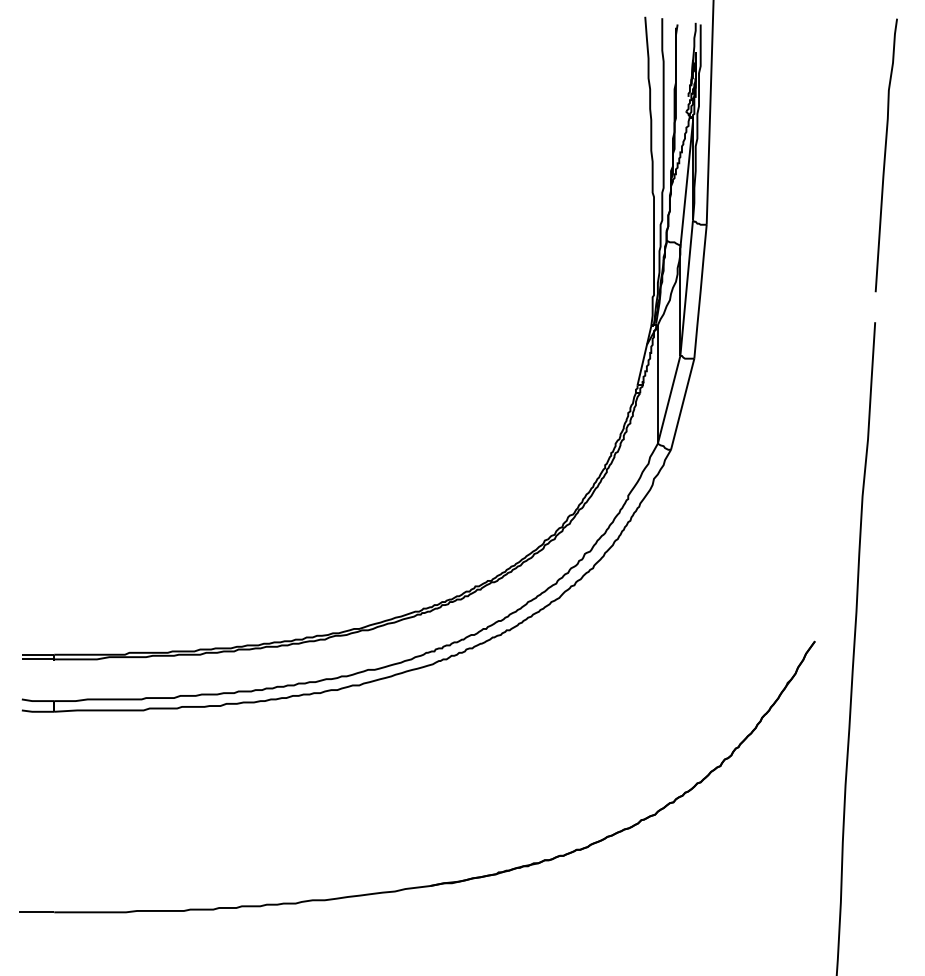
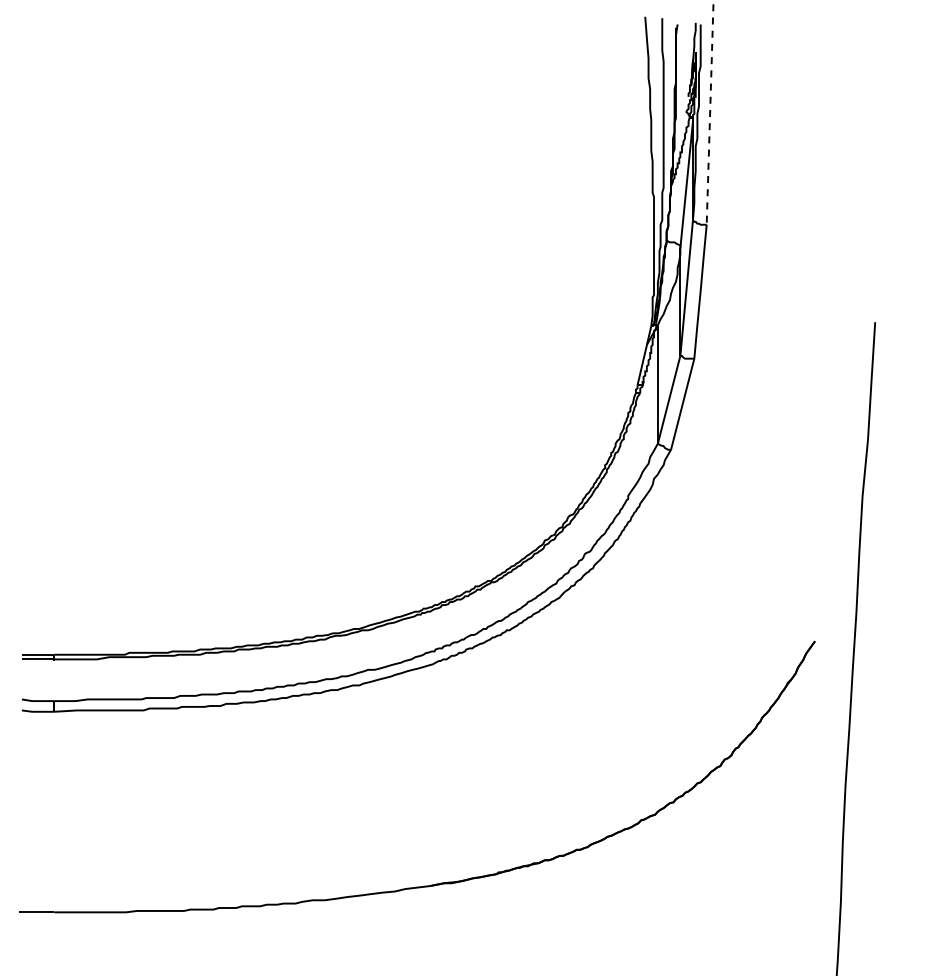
line: solid -> dashed (710, 113)
curve: present -> none (885, 155)
